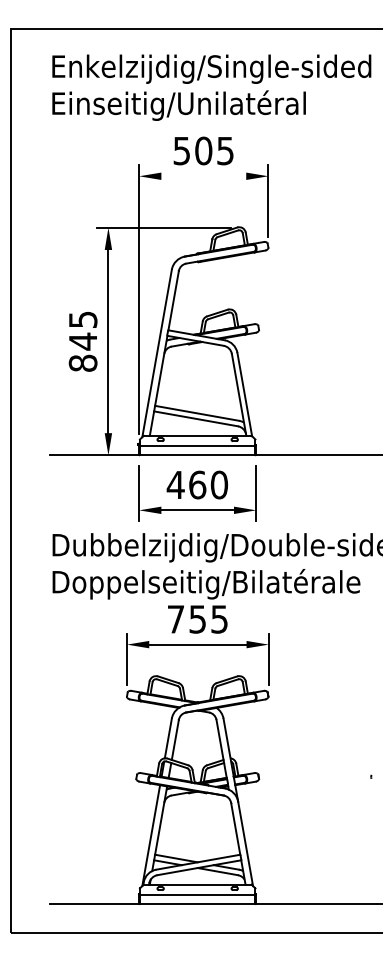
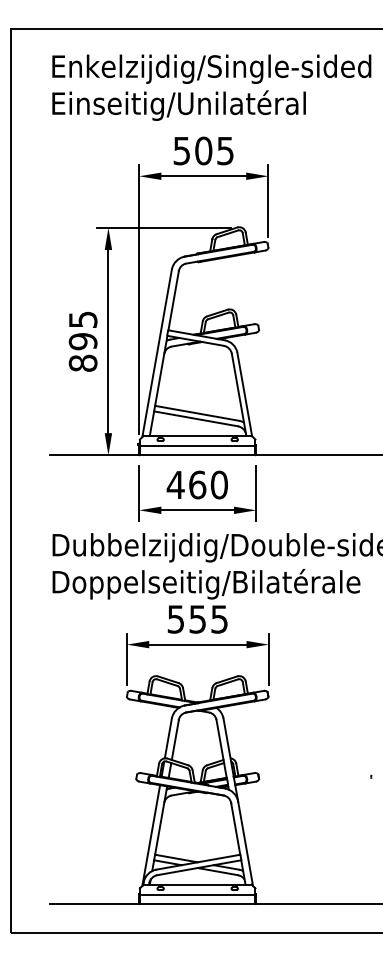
line: none -> present (203, 176)
text: 845 -> 895 (82, 341)
text: 755 -> 555 (175, 619)
